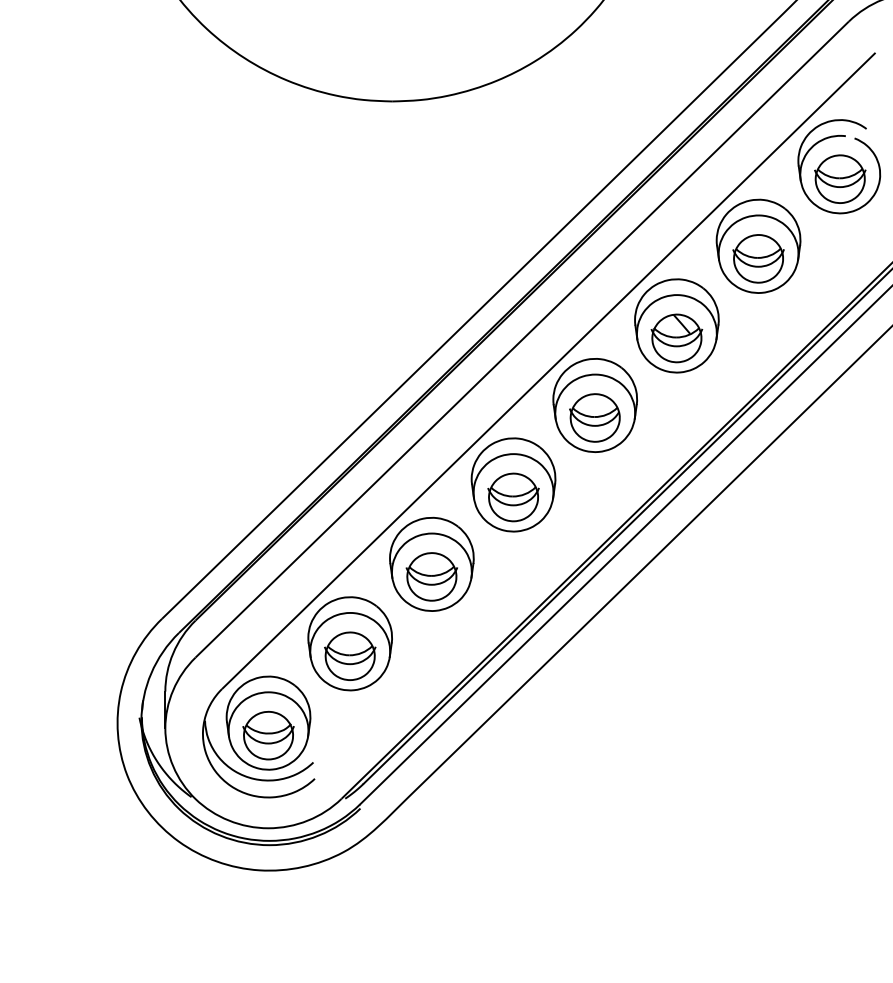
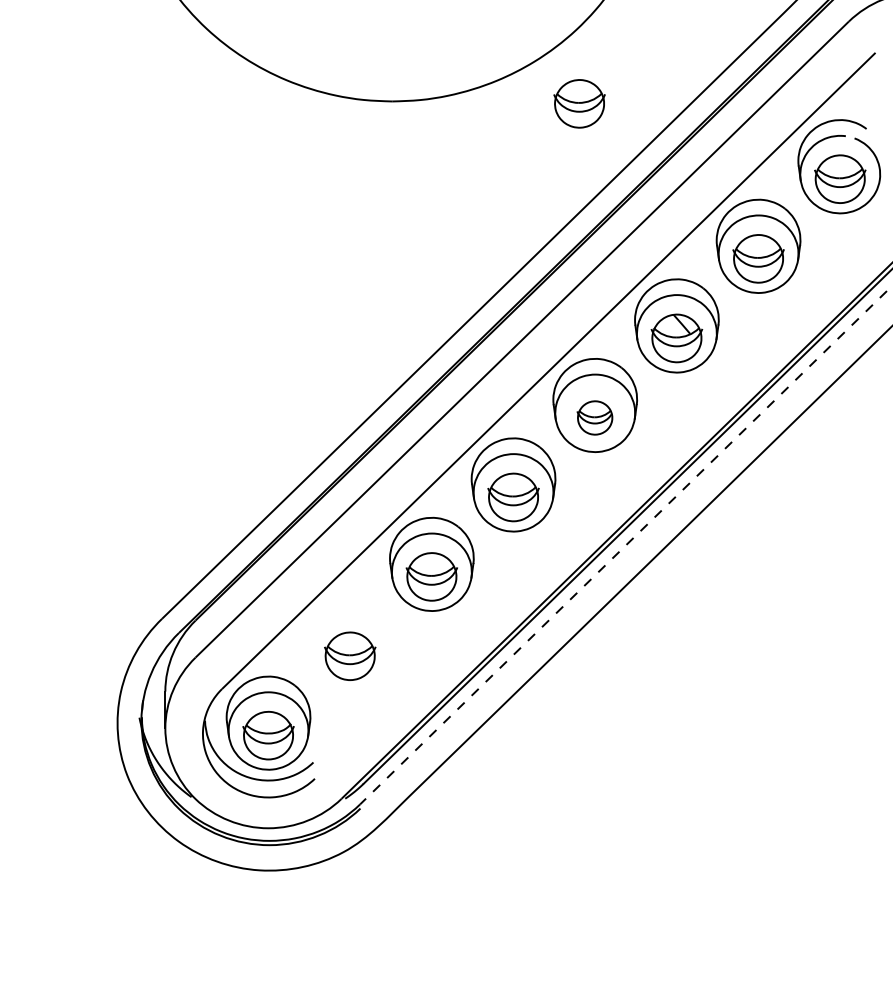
part: none -> present (579, 103)
part size: 52x50 px -> 38x36 px (594, 417)
line: solid -> dashed (626, 544)
part: present -> none (349, 643)
